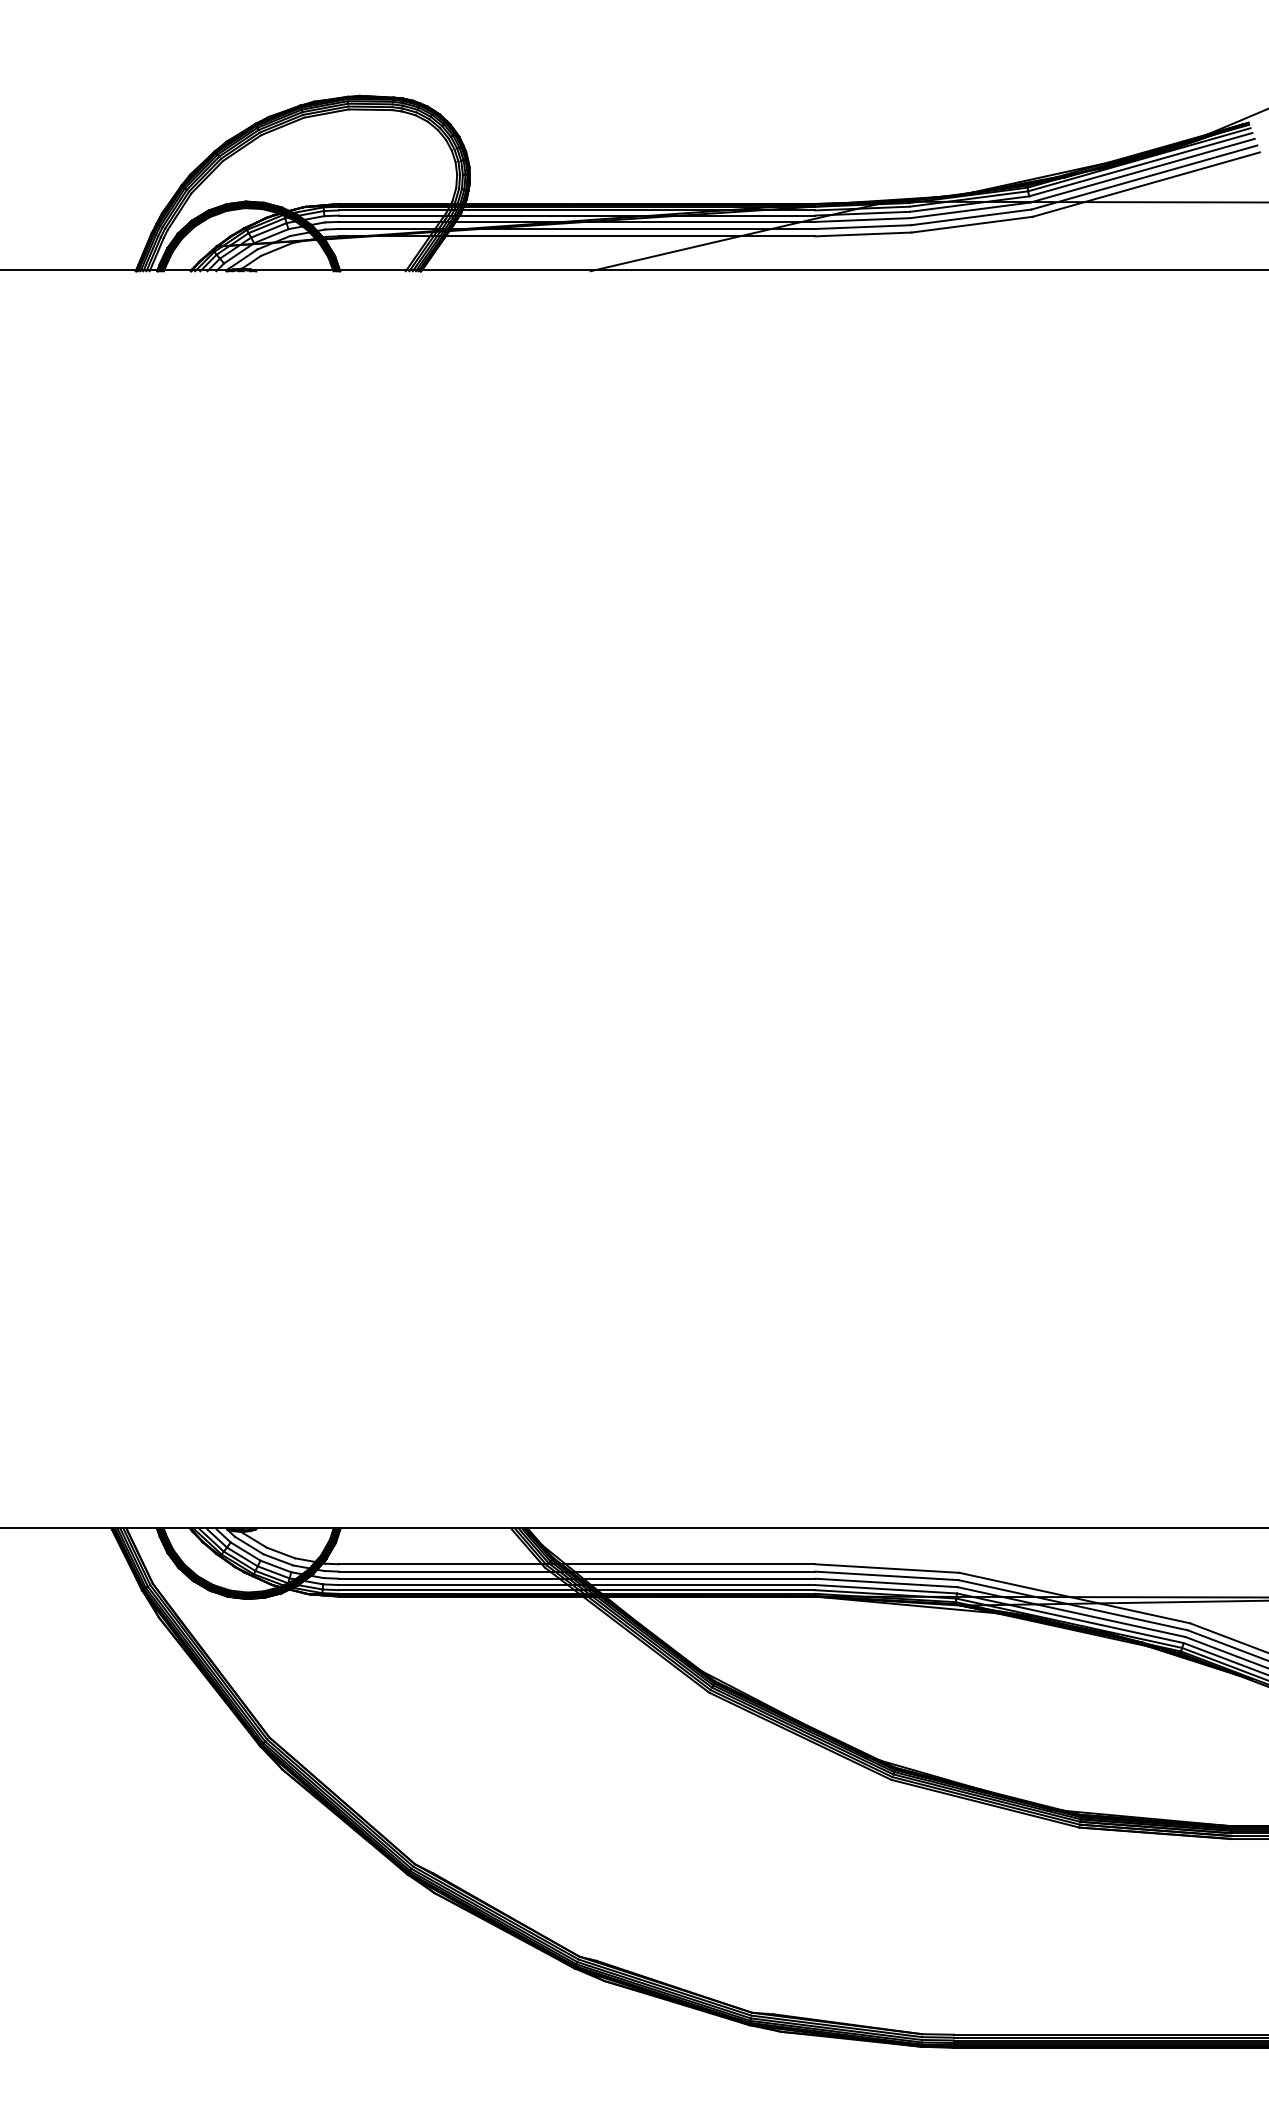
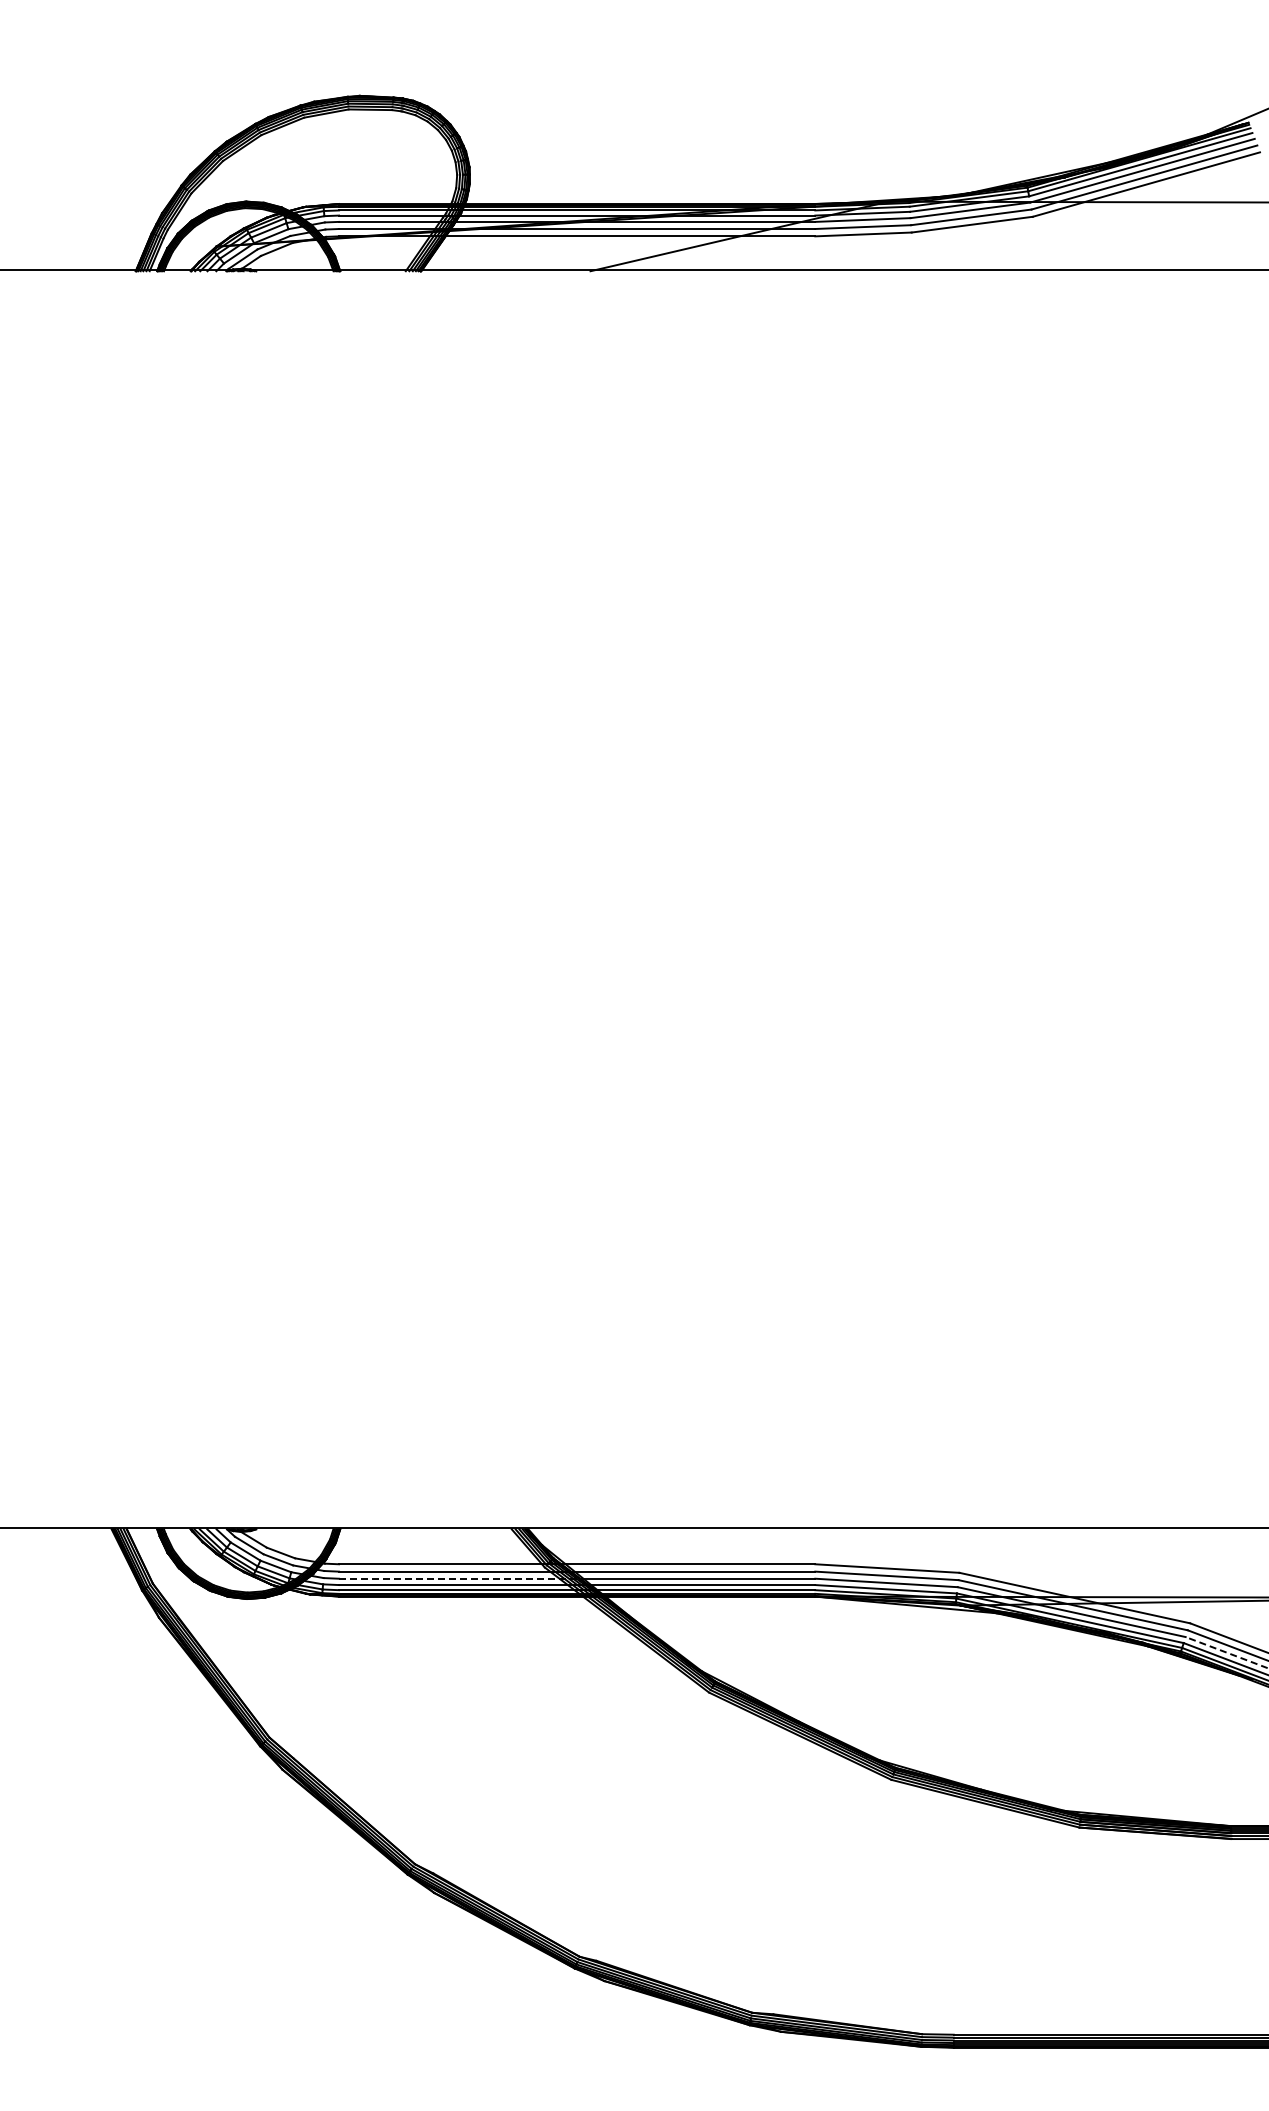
line: solid -> dashed (461, 1578)
line: solid -> dashed (1226, 1652)
